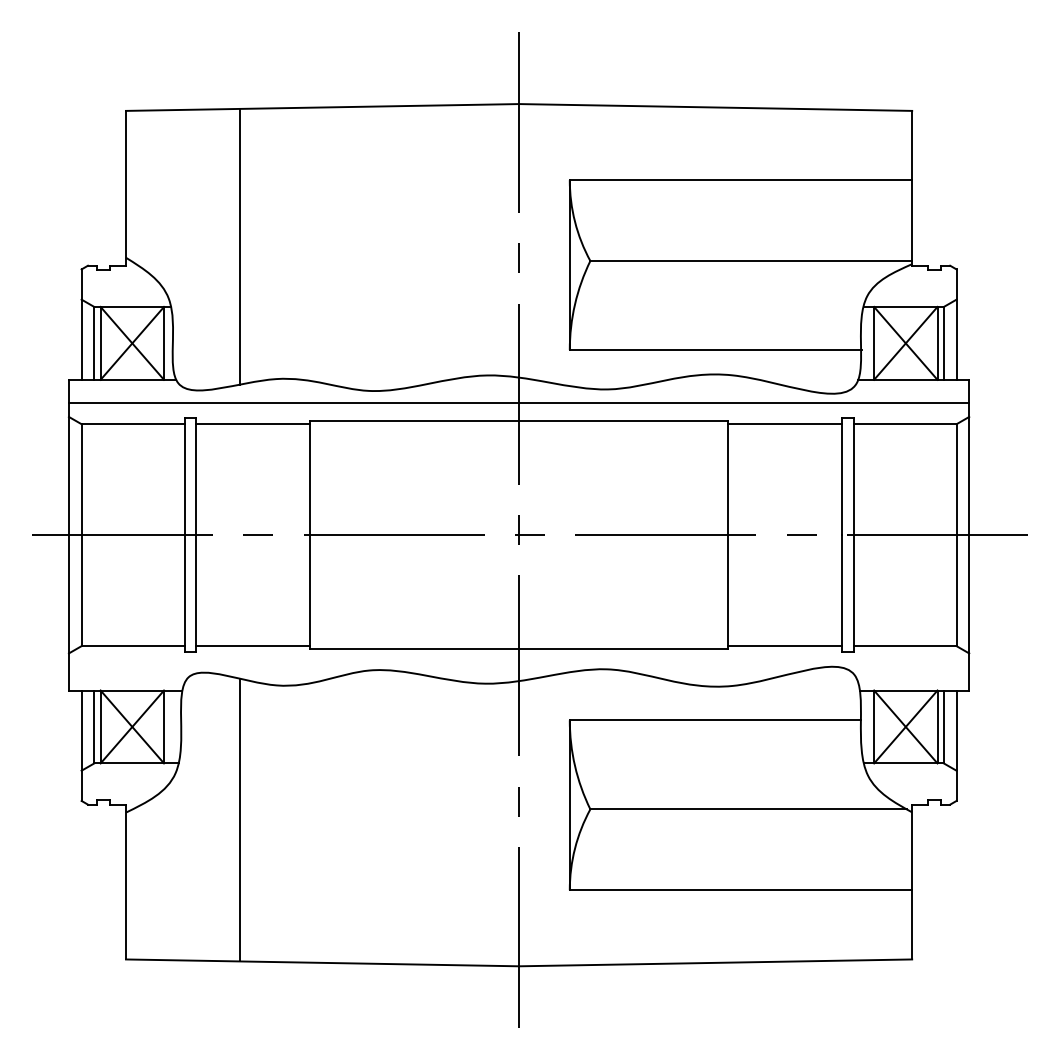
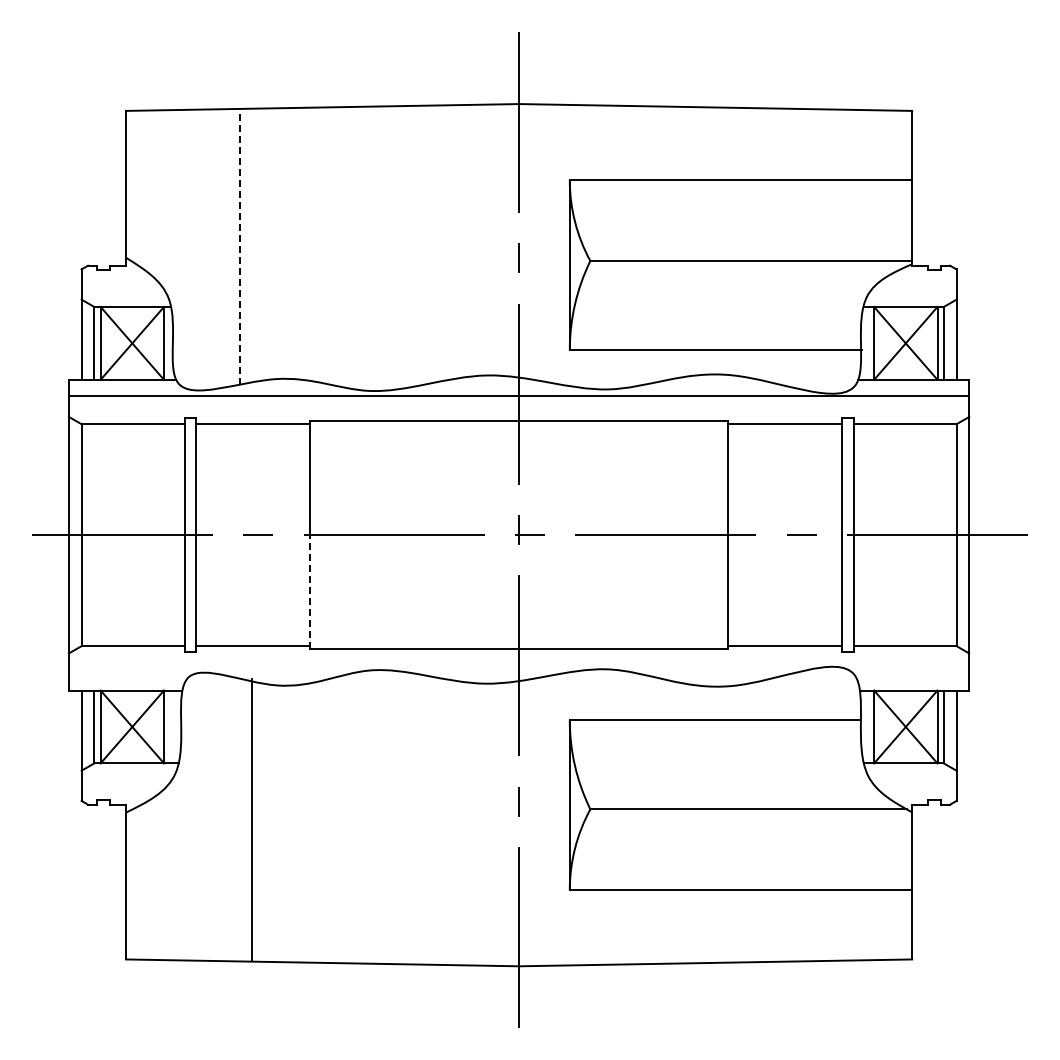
line: solid -> dashed (240, 246)
line position: (518, 403) -> (518, 396) (518, 396)
line: solid -> dashed (309, 591)
line position: (240, 819) -> (252, 819) (252, 819)
